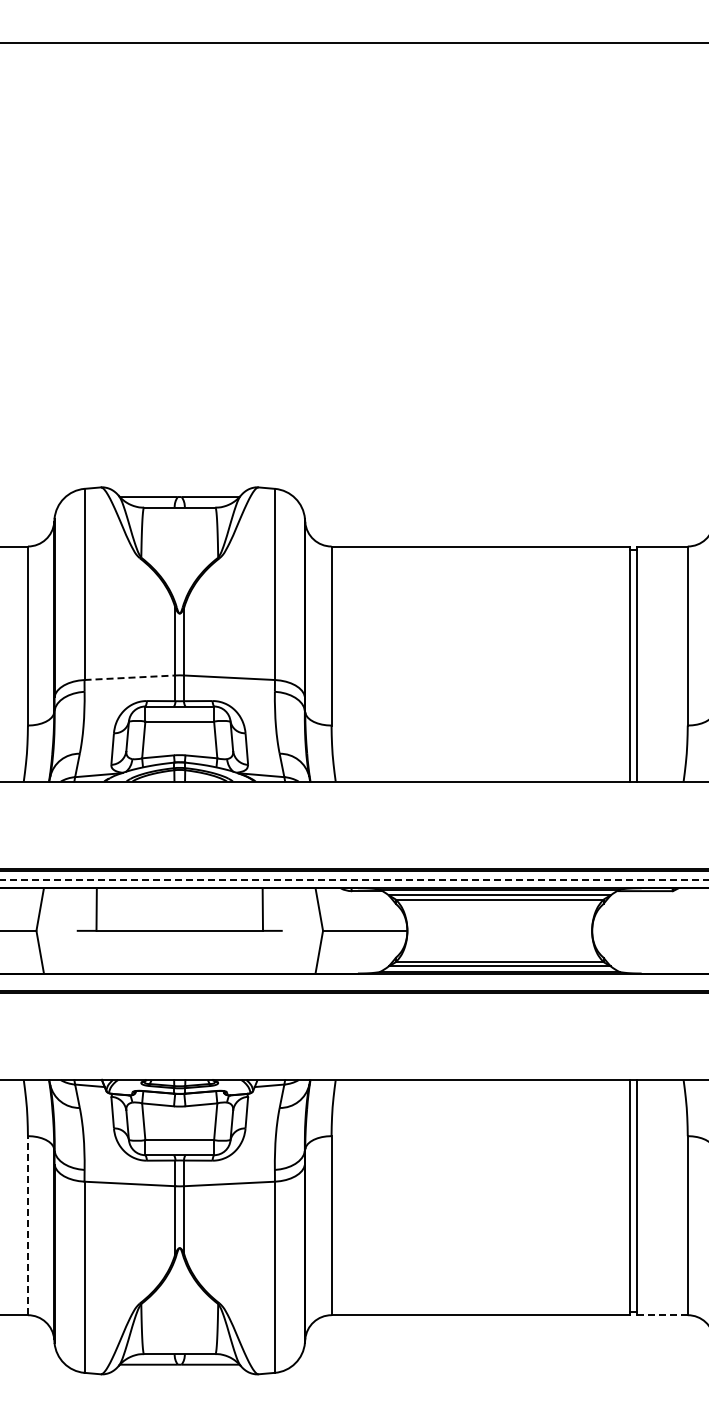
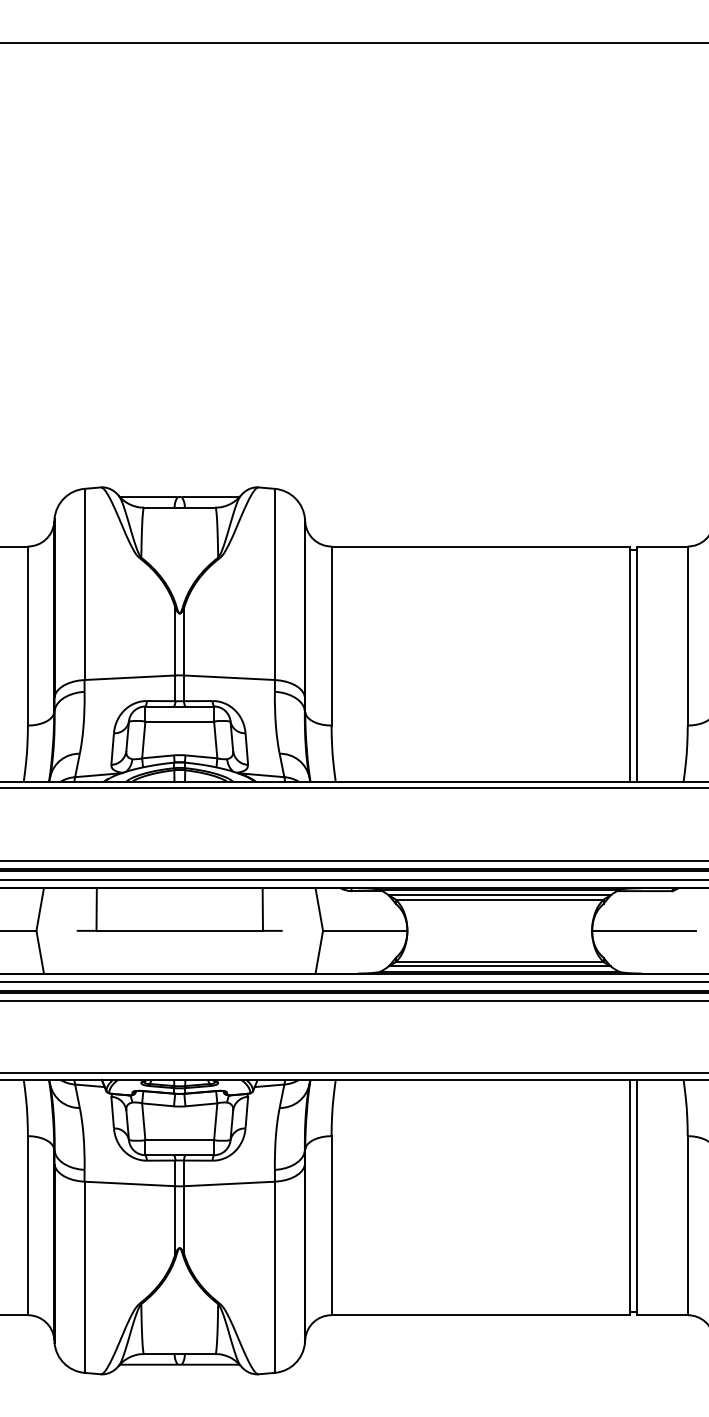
line: dashed -> solid (129, 677)
line: none -> present (353, 788)
line: none -> present (353, 860)
line: dashed -> solid (355, 879)
line: none -> present (644, 930)
line: none -> present (353, 982)
line: none -> present (353, 1000)
line: none -> present (353, 1073)
line: dashed -> solid (27, 1225)
line: dashed -> solid (662, 1315)
